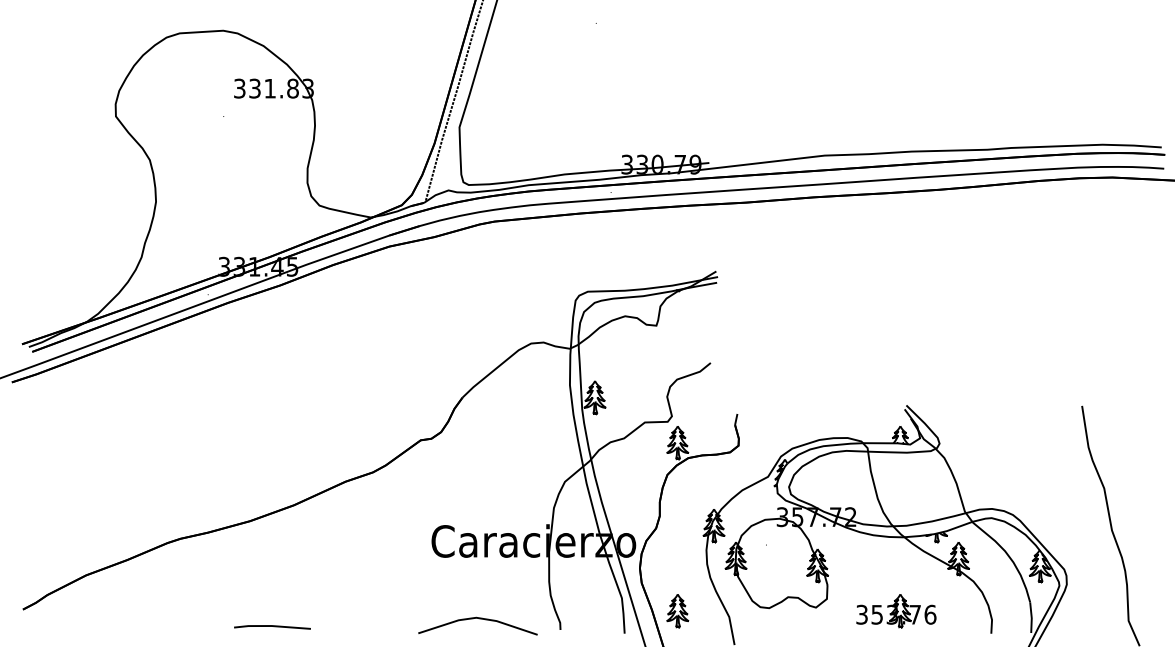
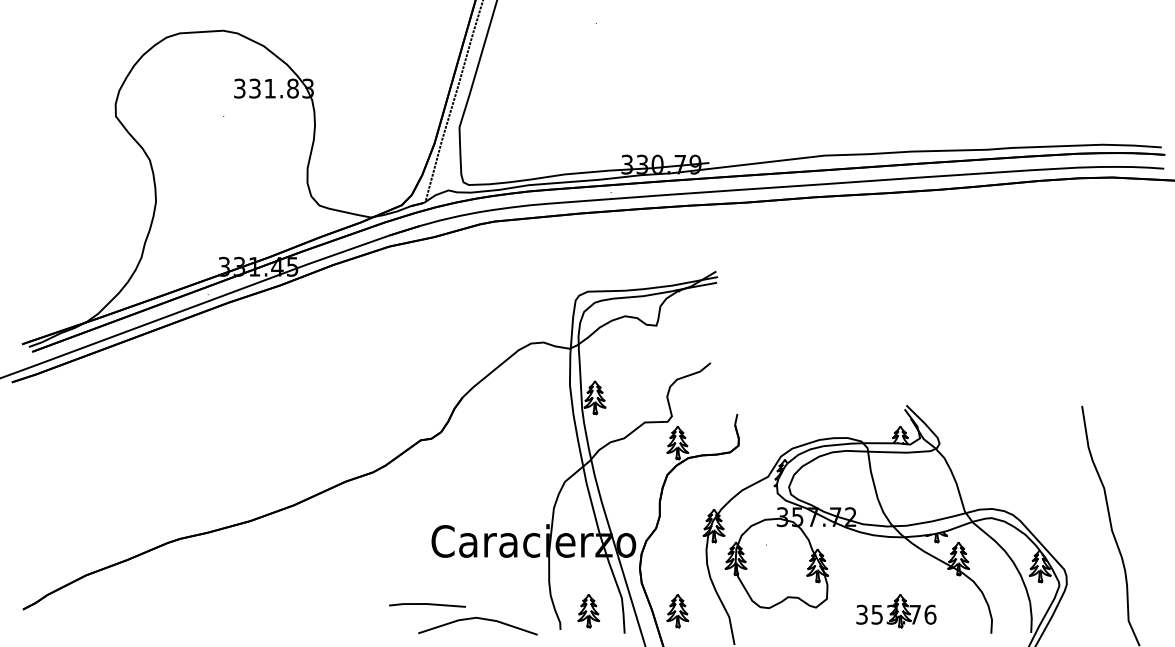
part: none -> present (588, 611)
line position: (272, 626) -> (427, 604) (427, 604)
